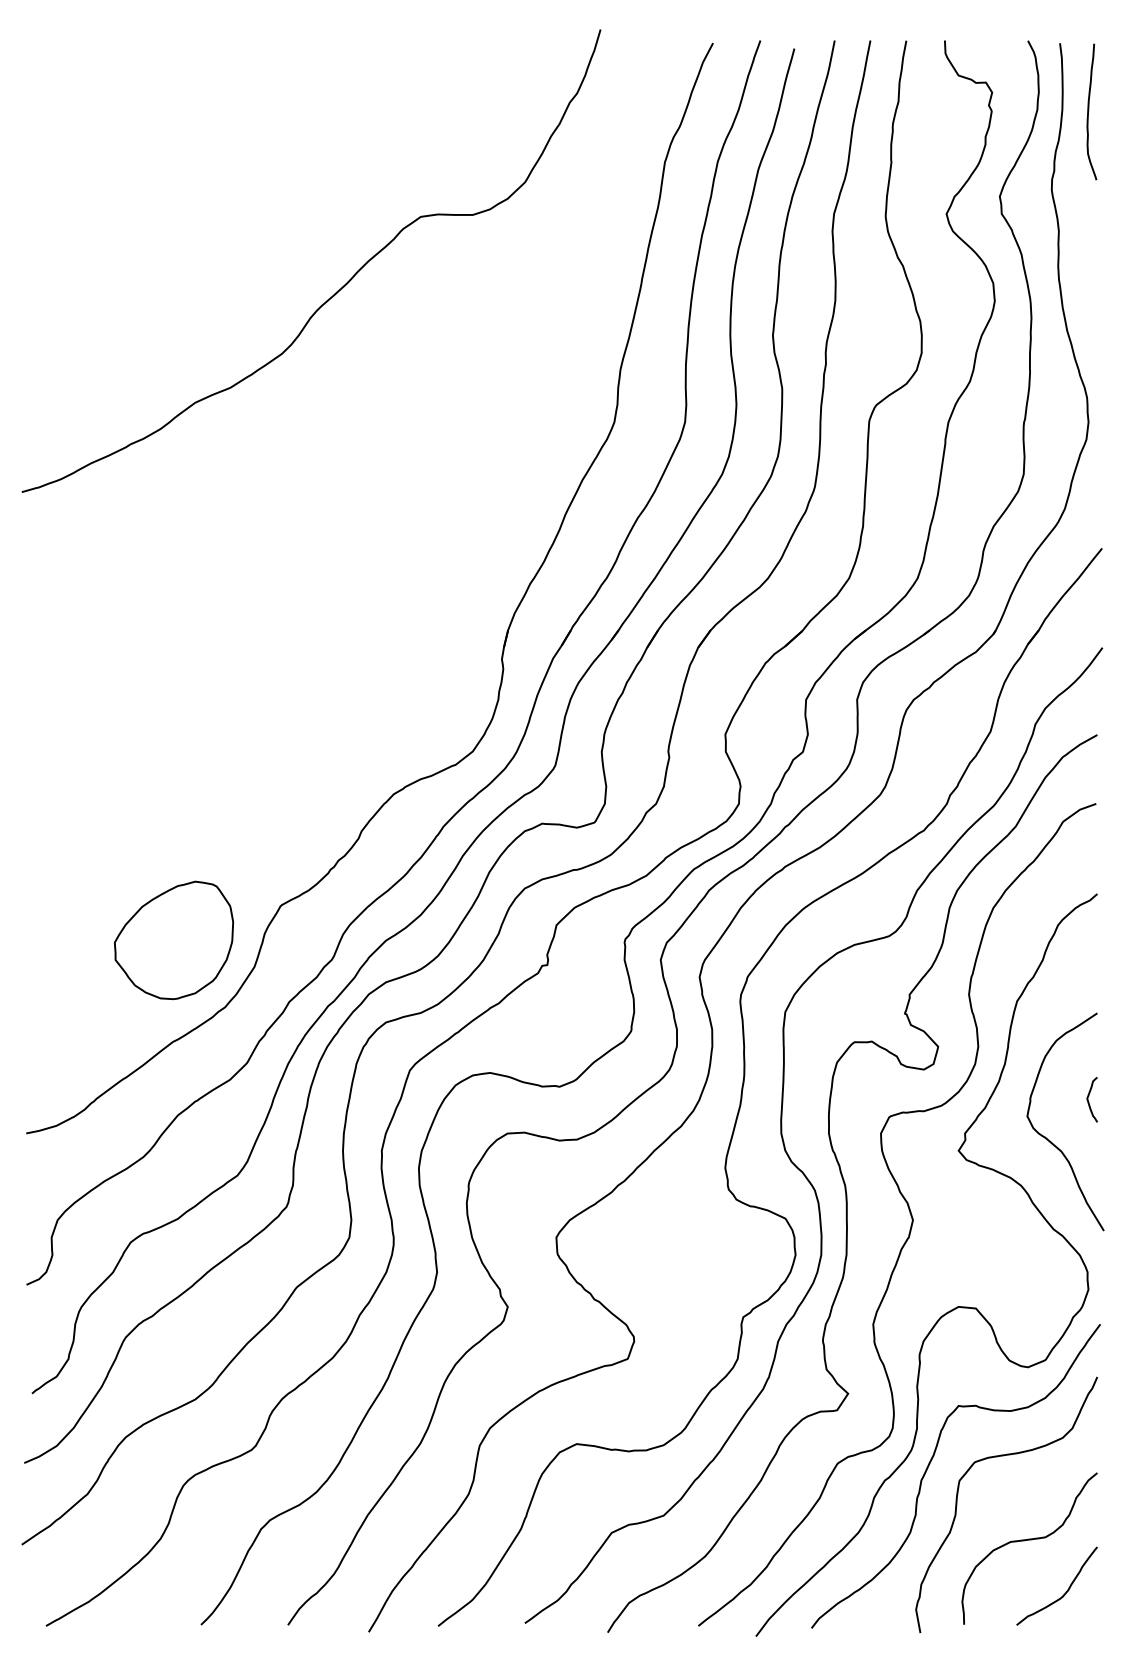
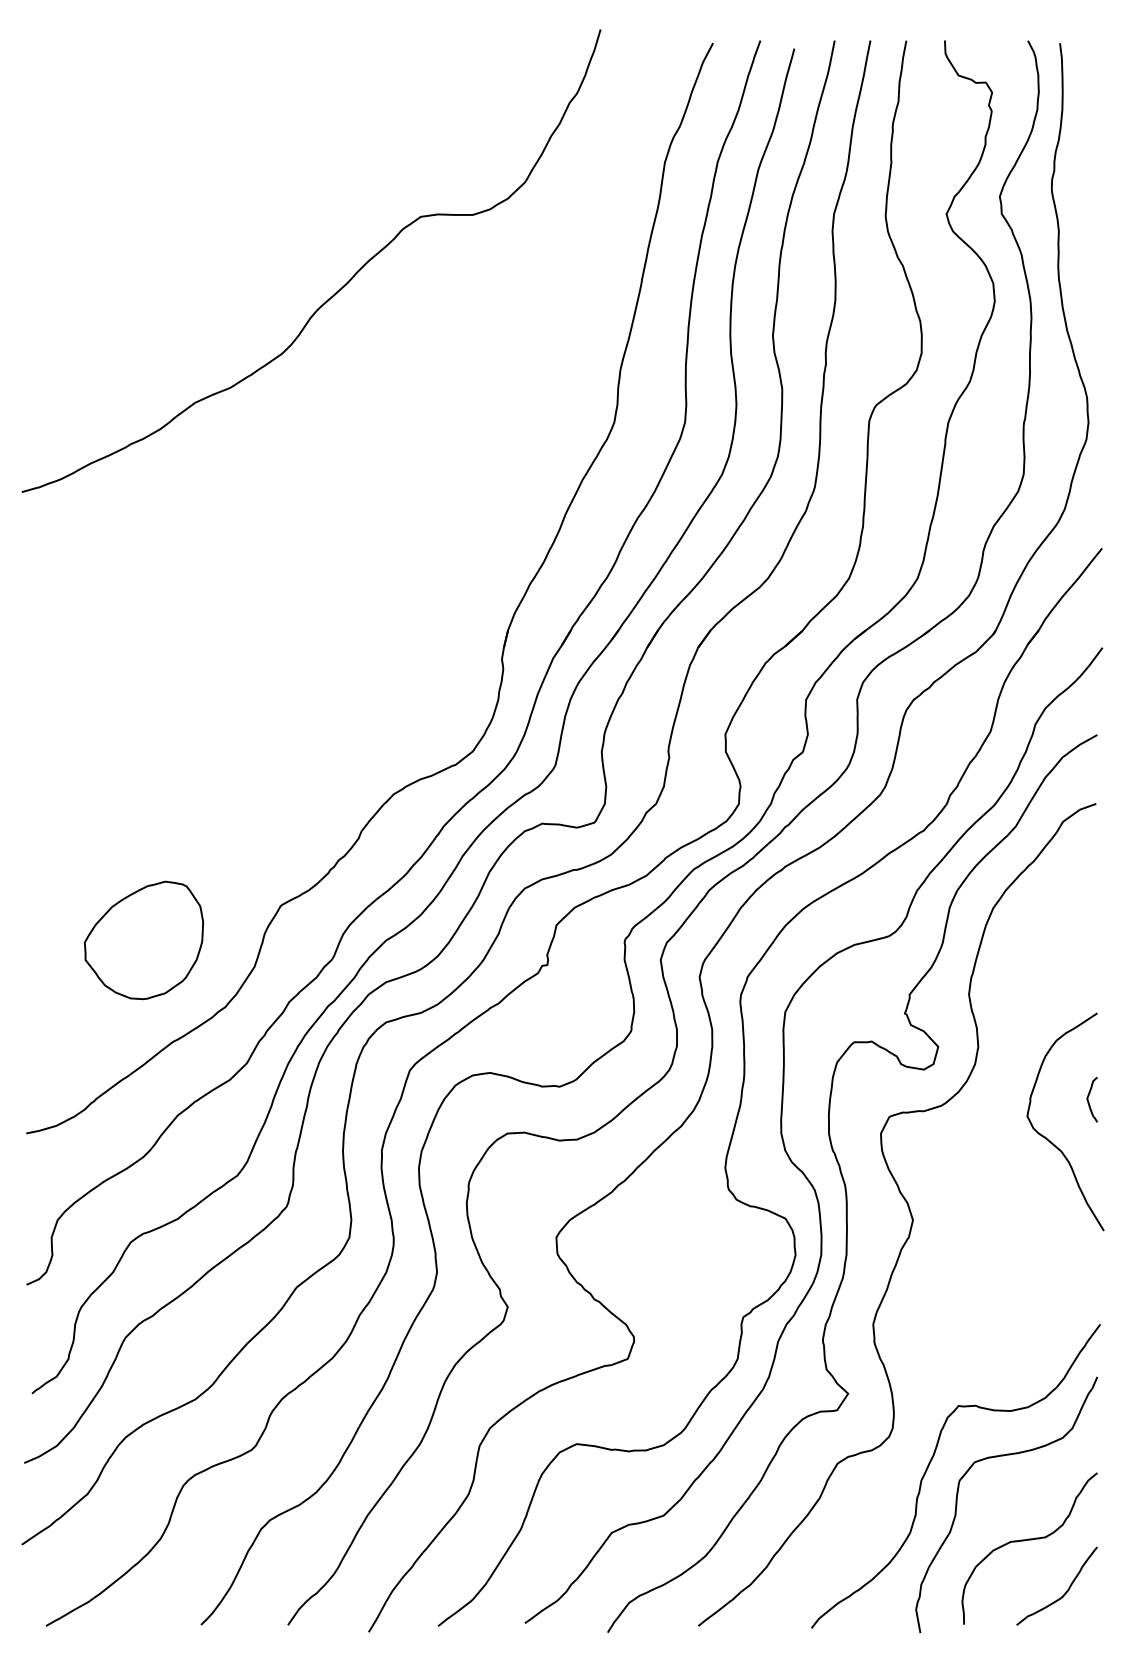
curve: present -> none (1089, 111)
part position: (174, 940) -> (144, 940) (144, 940)
curve: present -> none (949, 1310)
